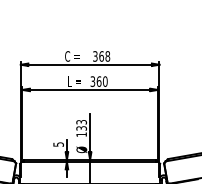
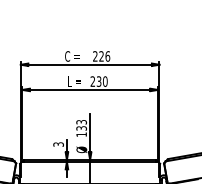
text: 368 -> 226 (101, 56)
text: 360 -> 230 (95, 81)
text: 5 -> 3 (57, 144)
